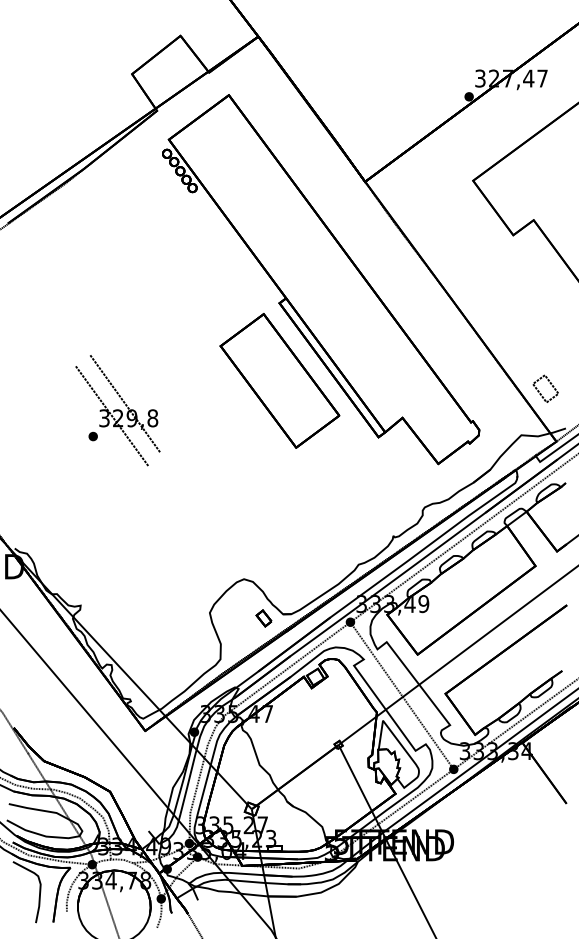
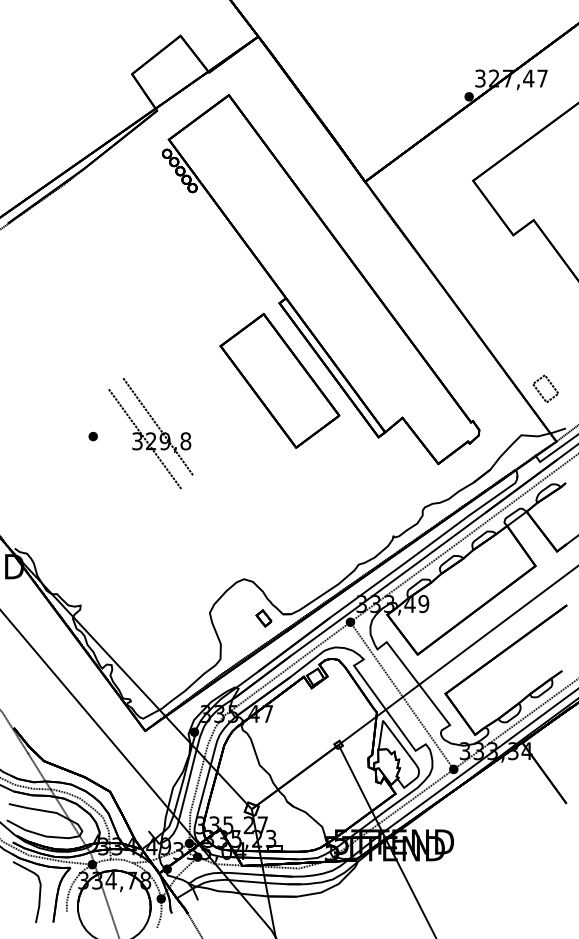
part position: (117, 410) -> (150, 433) (150, 433)
